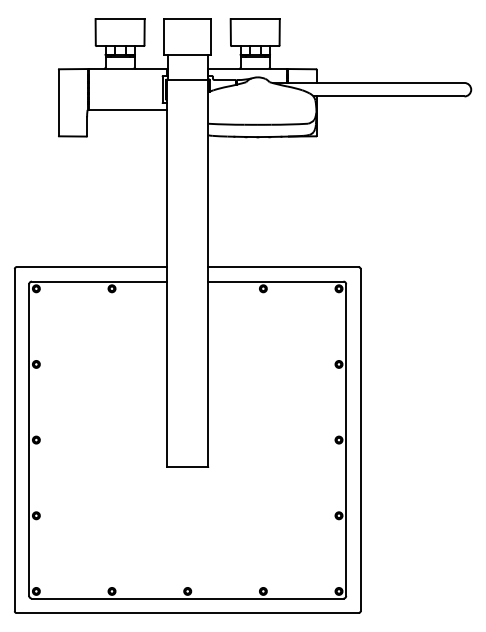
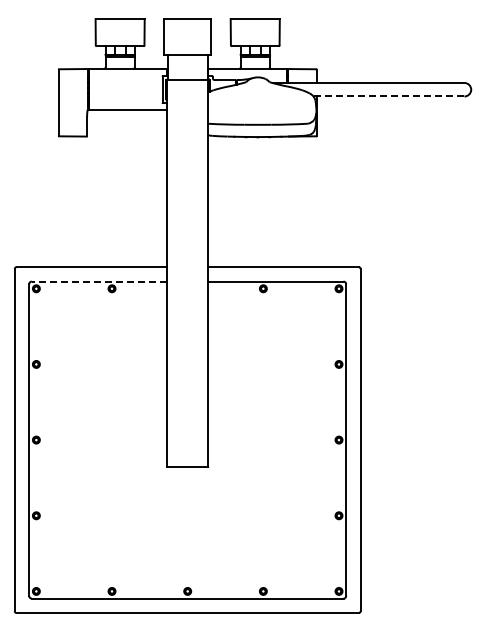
line: solid -> dashed (389, 96)
line: solid -> dashed (99, 281)
